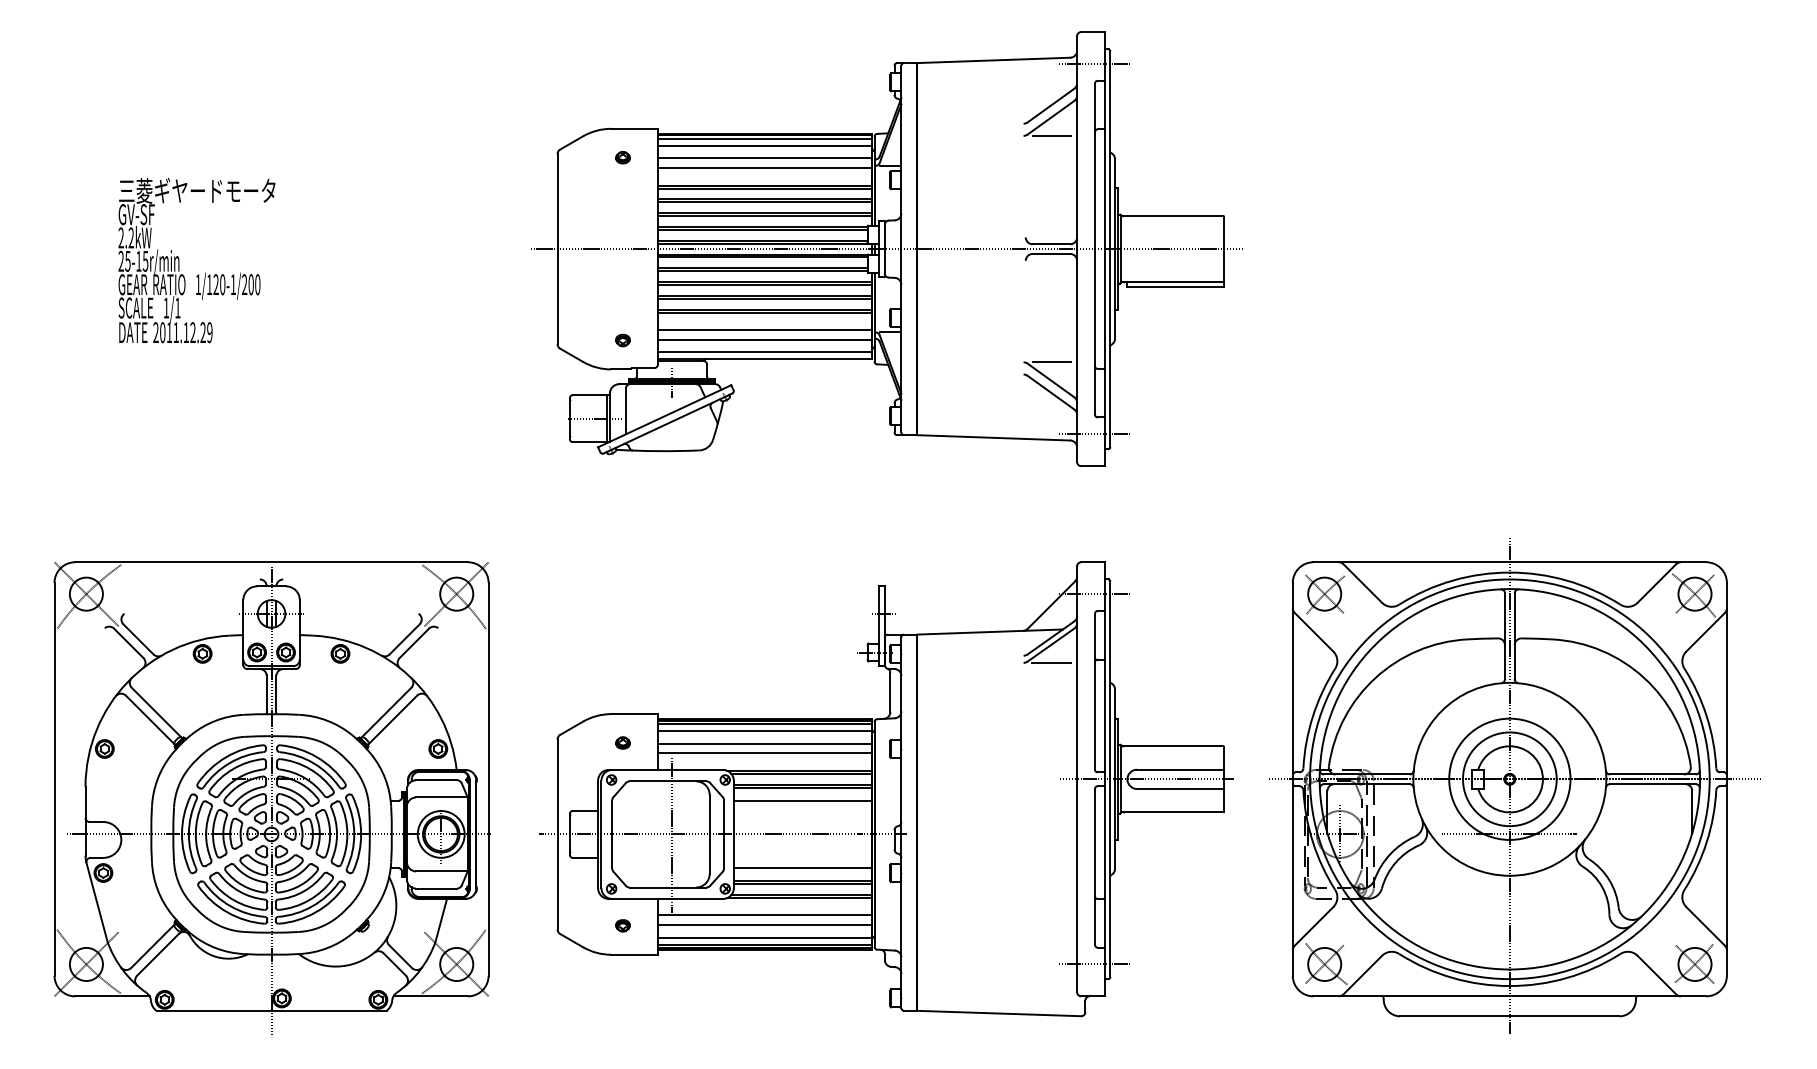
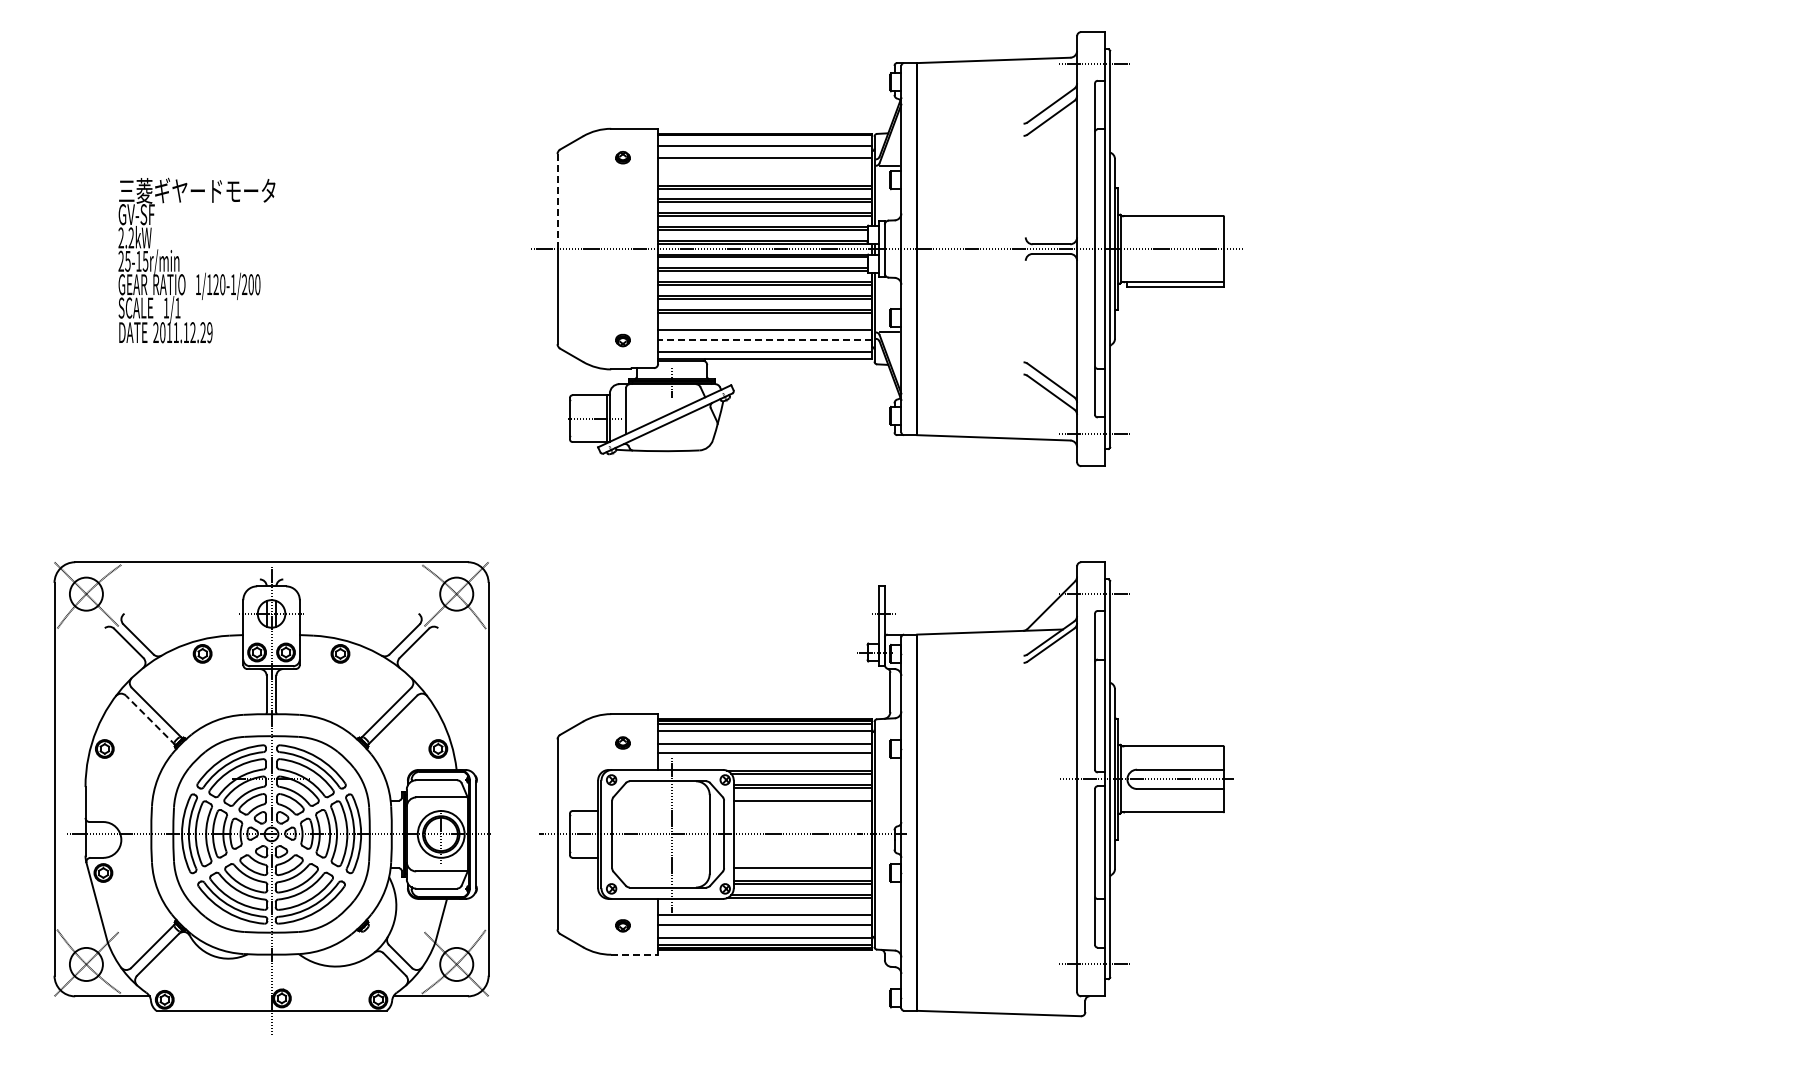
line: present -> none (1051, 135)
line: present -> none (764, 138)
line: present -> none (764, 168)
line: solid -> dashed (557, 201)
line: solid -> dashed (764, 339)
line: present -> none (1051, 362)
line: present -> none (1051, 662)
line: solid -> dashed (150, 720)
part: present -> none (1514, 785)
line: solid -> dashed (635, 954)
